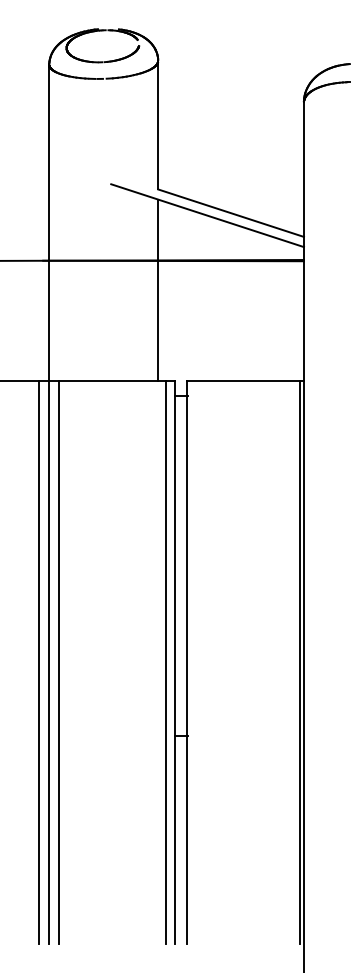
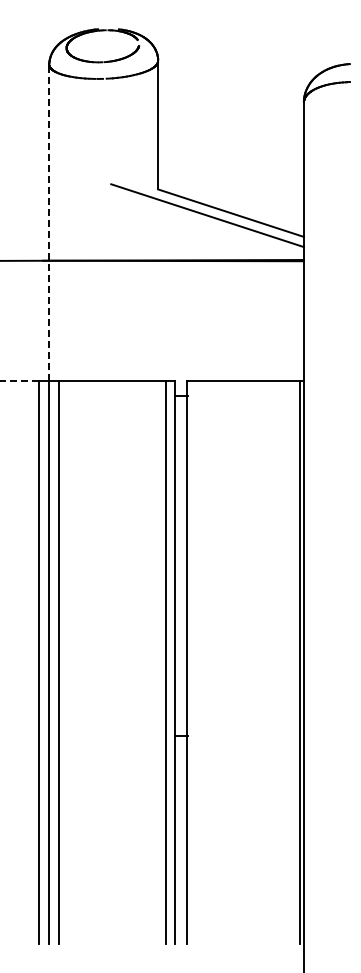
line: solid -> dashed (49, 222)
line: present -> none (158, 290)
line: solid -> dashed (18, 381)
